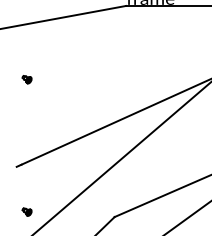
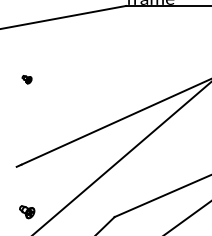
part size: 12x10 px -> 17x15 px (27, 212)
